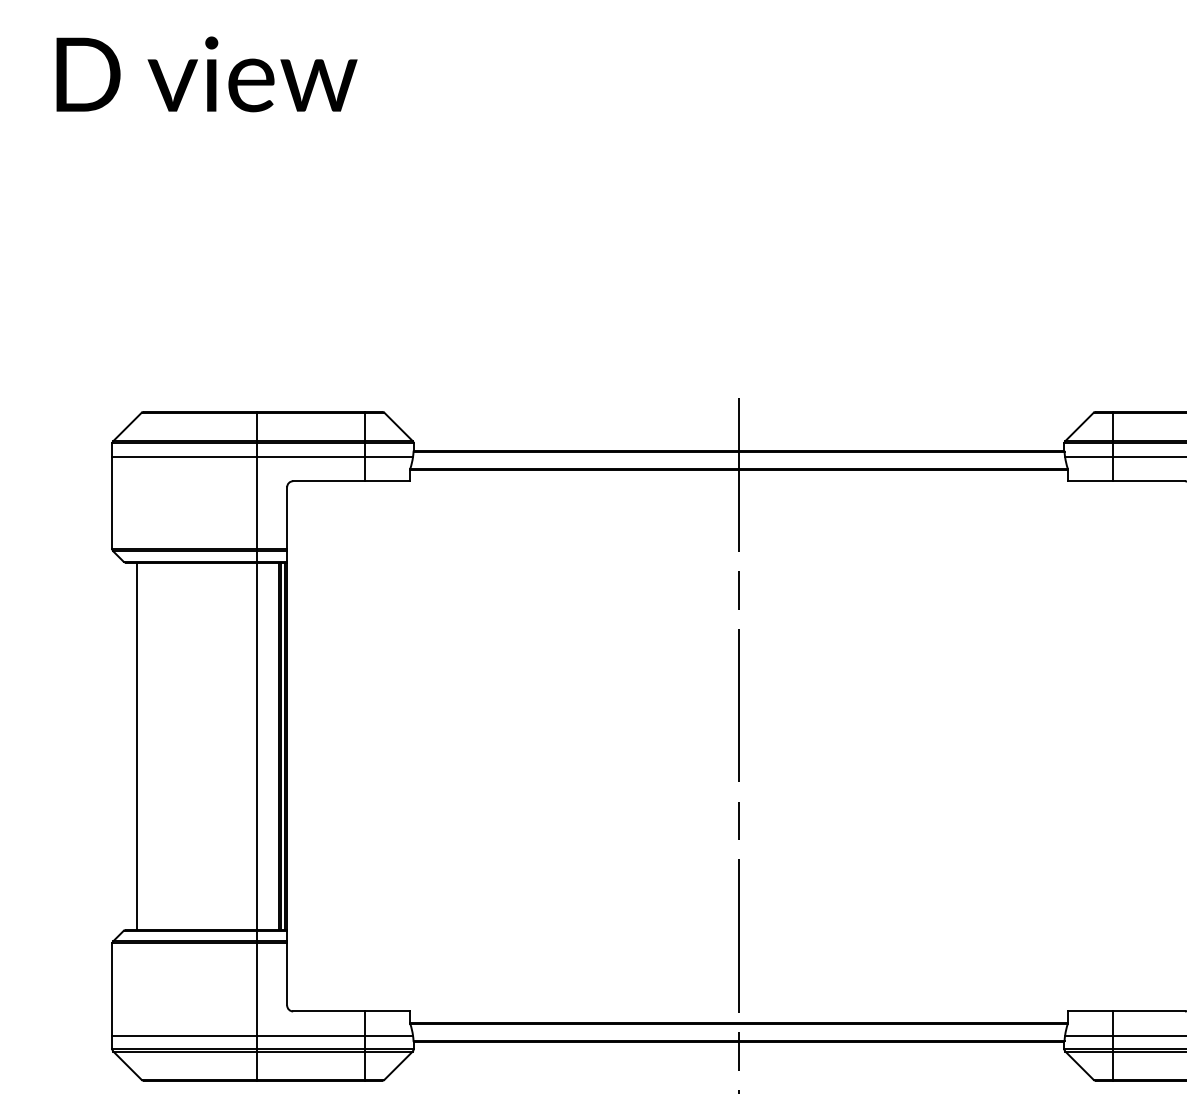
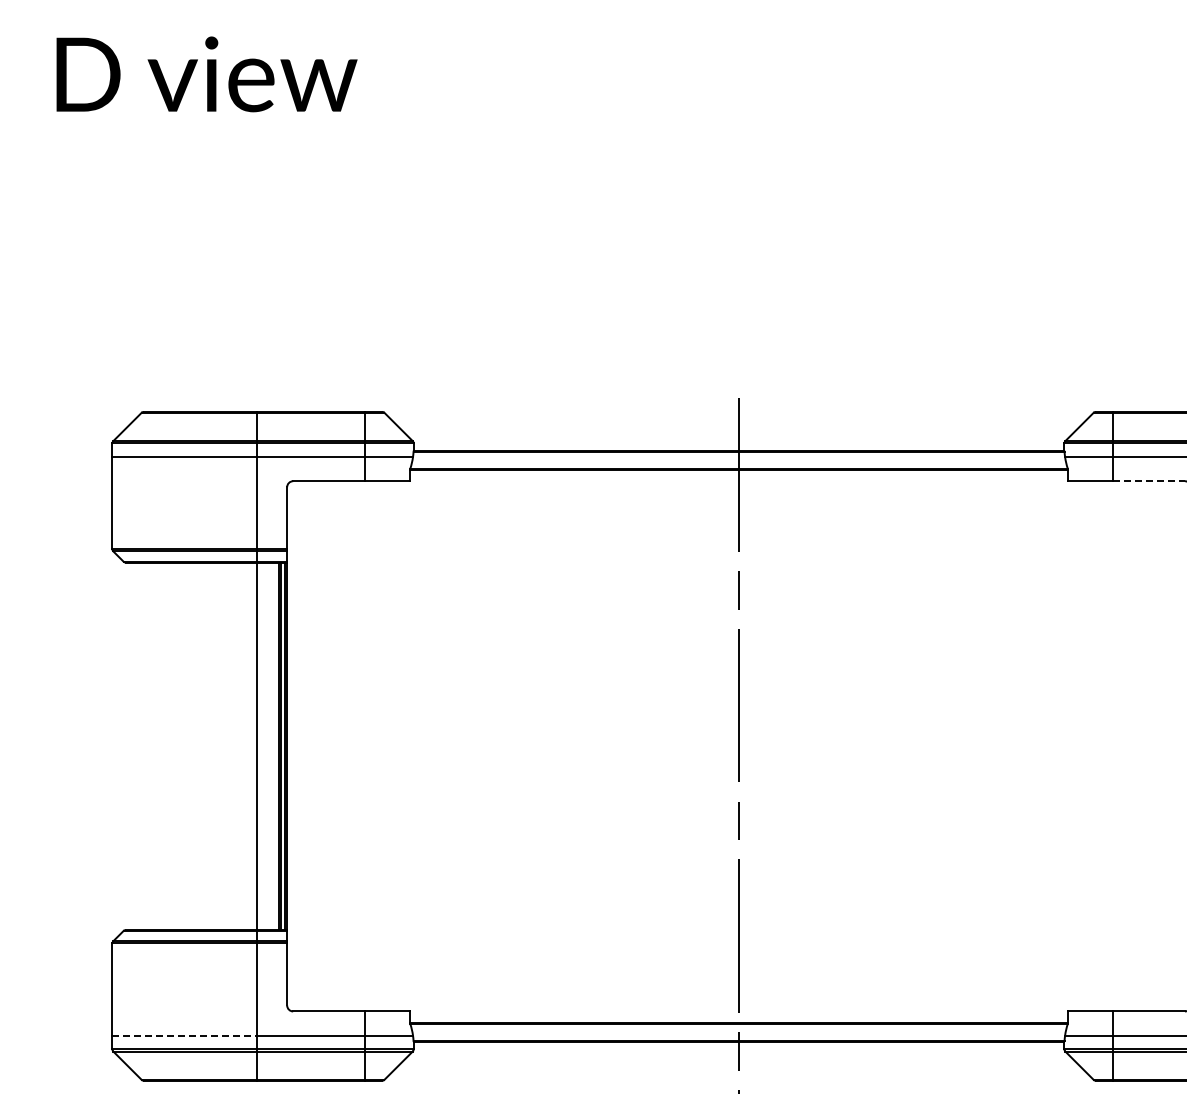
line: solid -> dashed (1149, 481)
line: present -> none (136, 746)
line: solid -> dashed (185, 1035)
